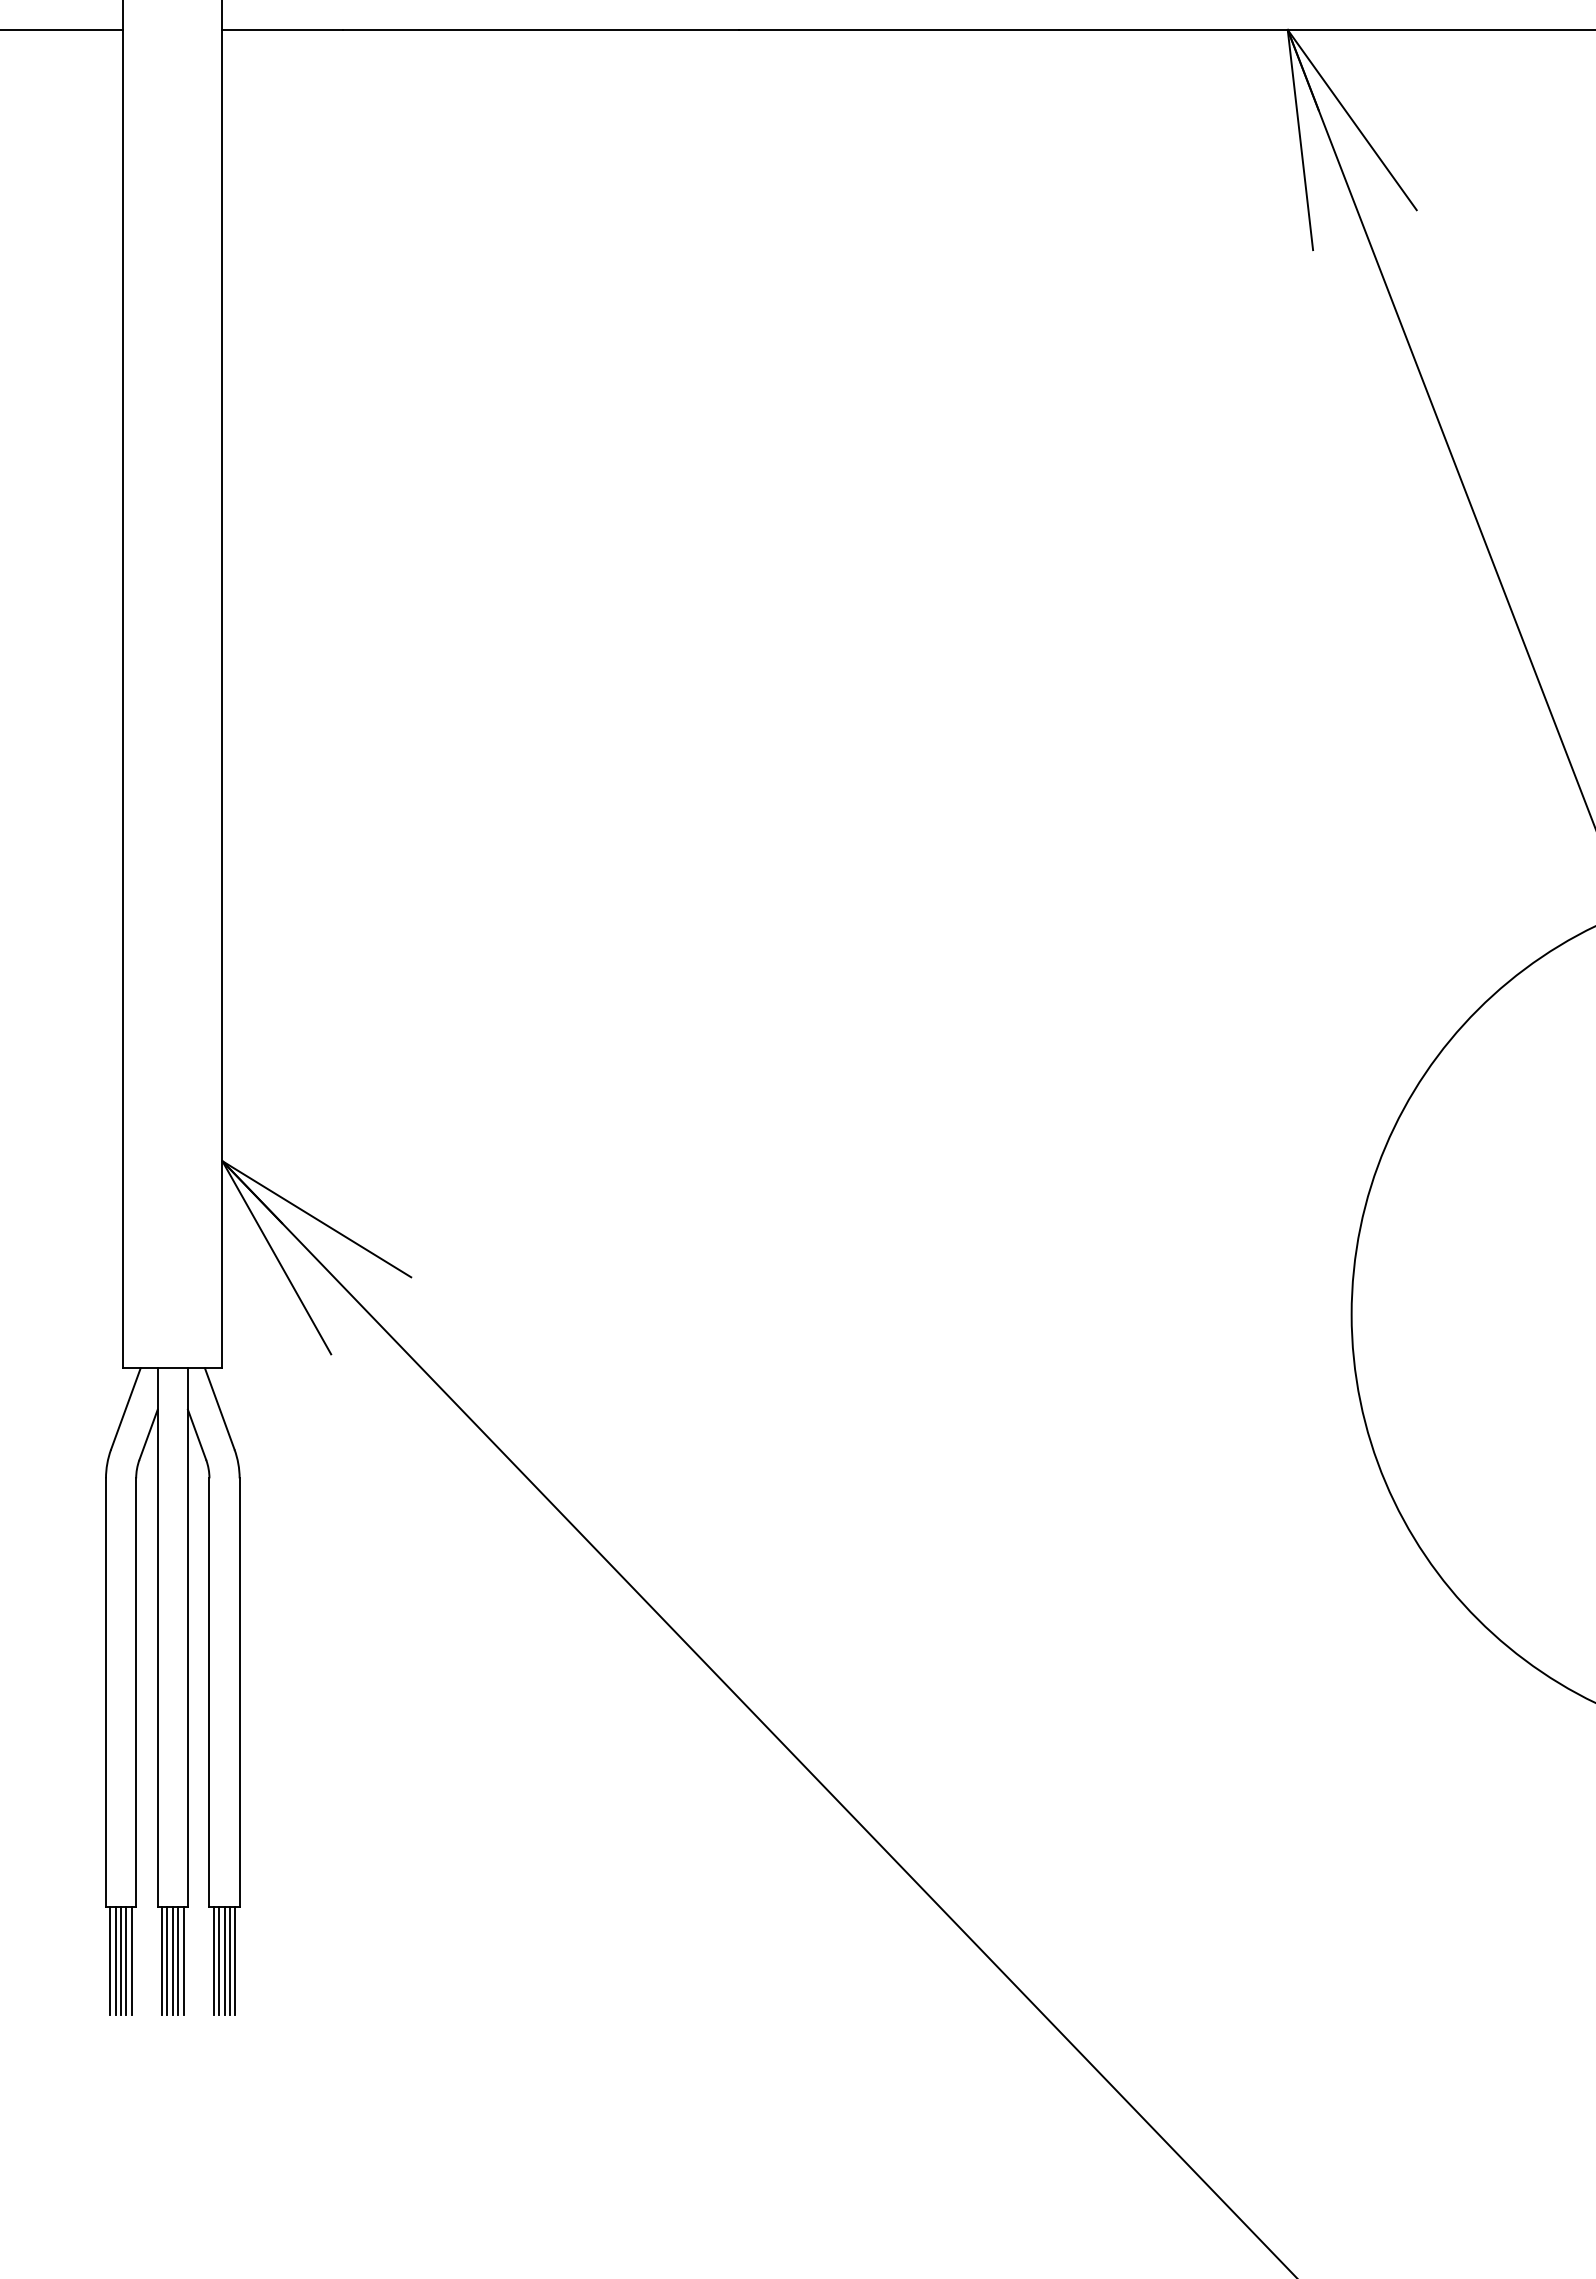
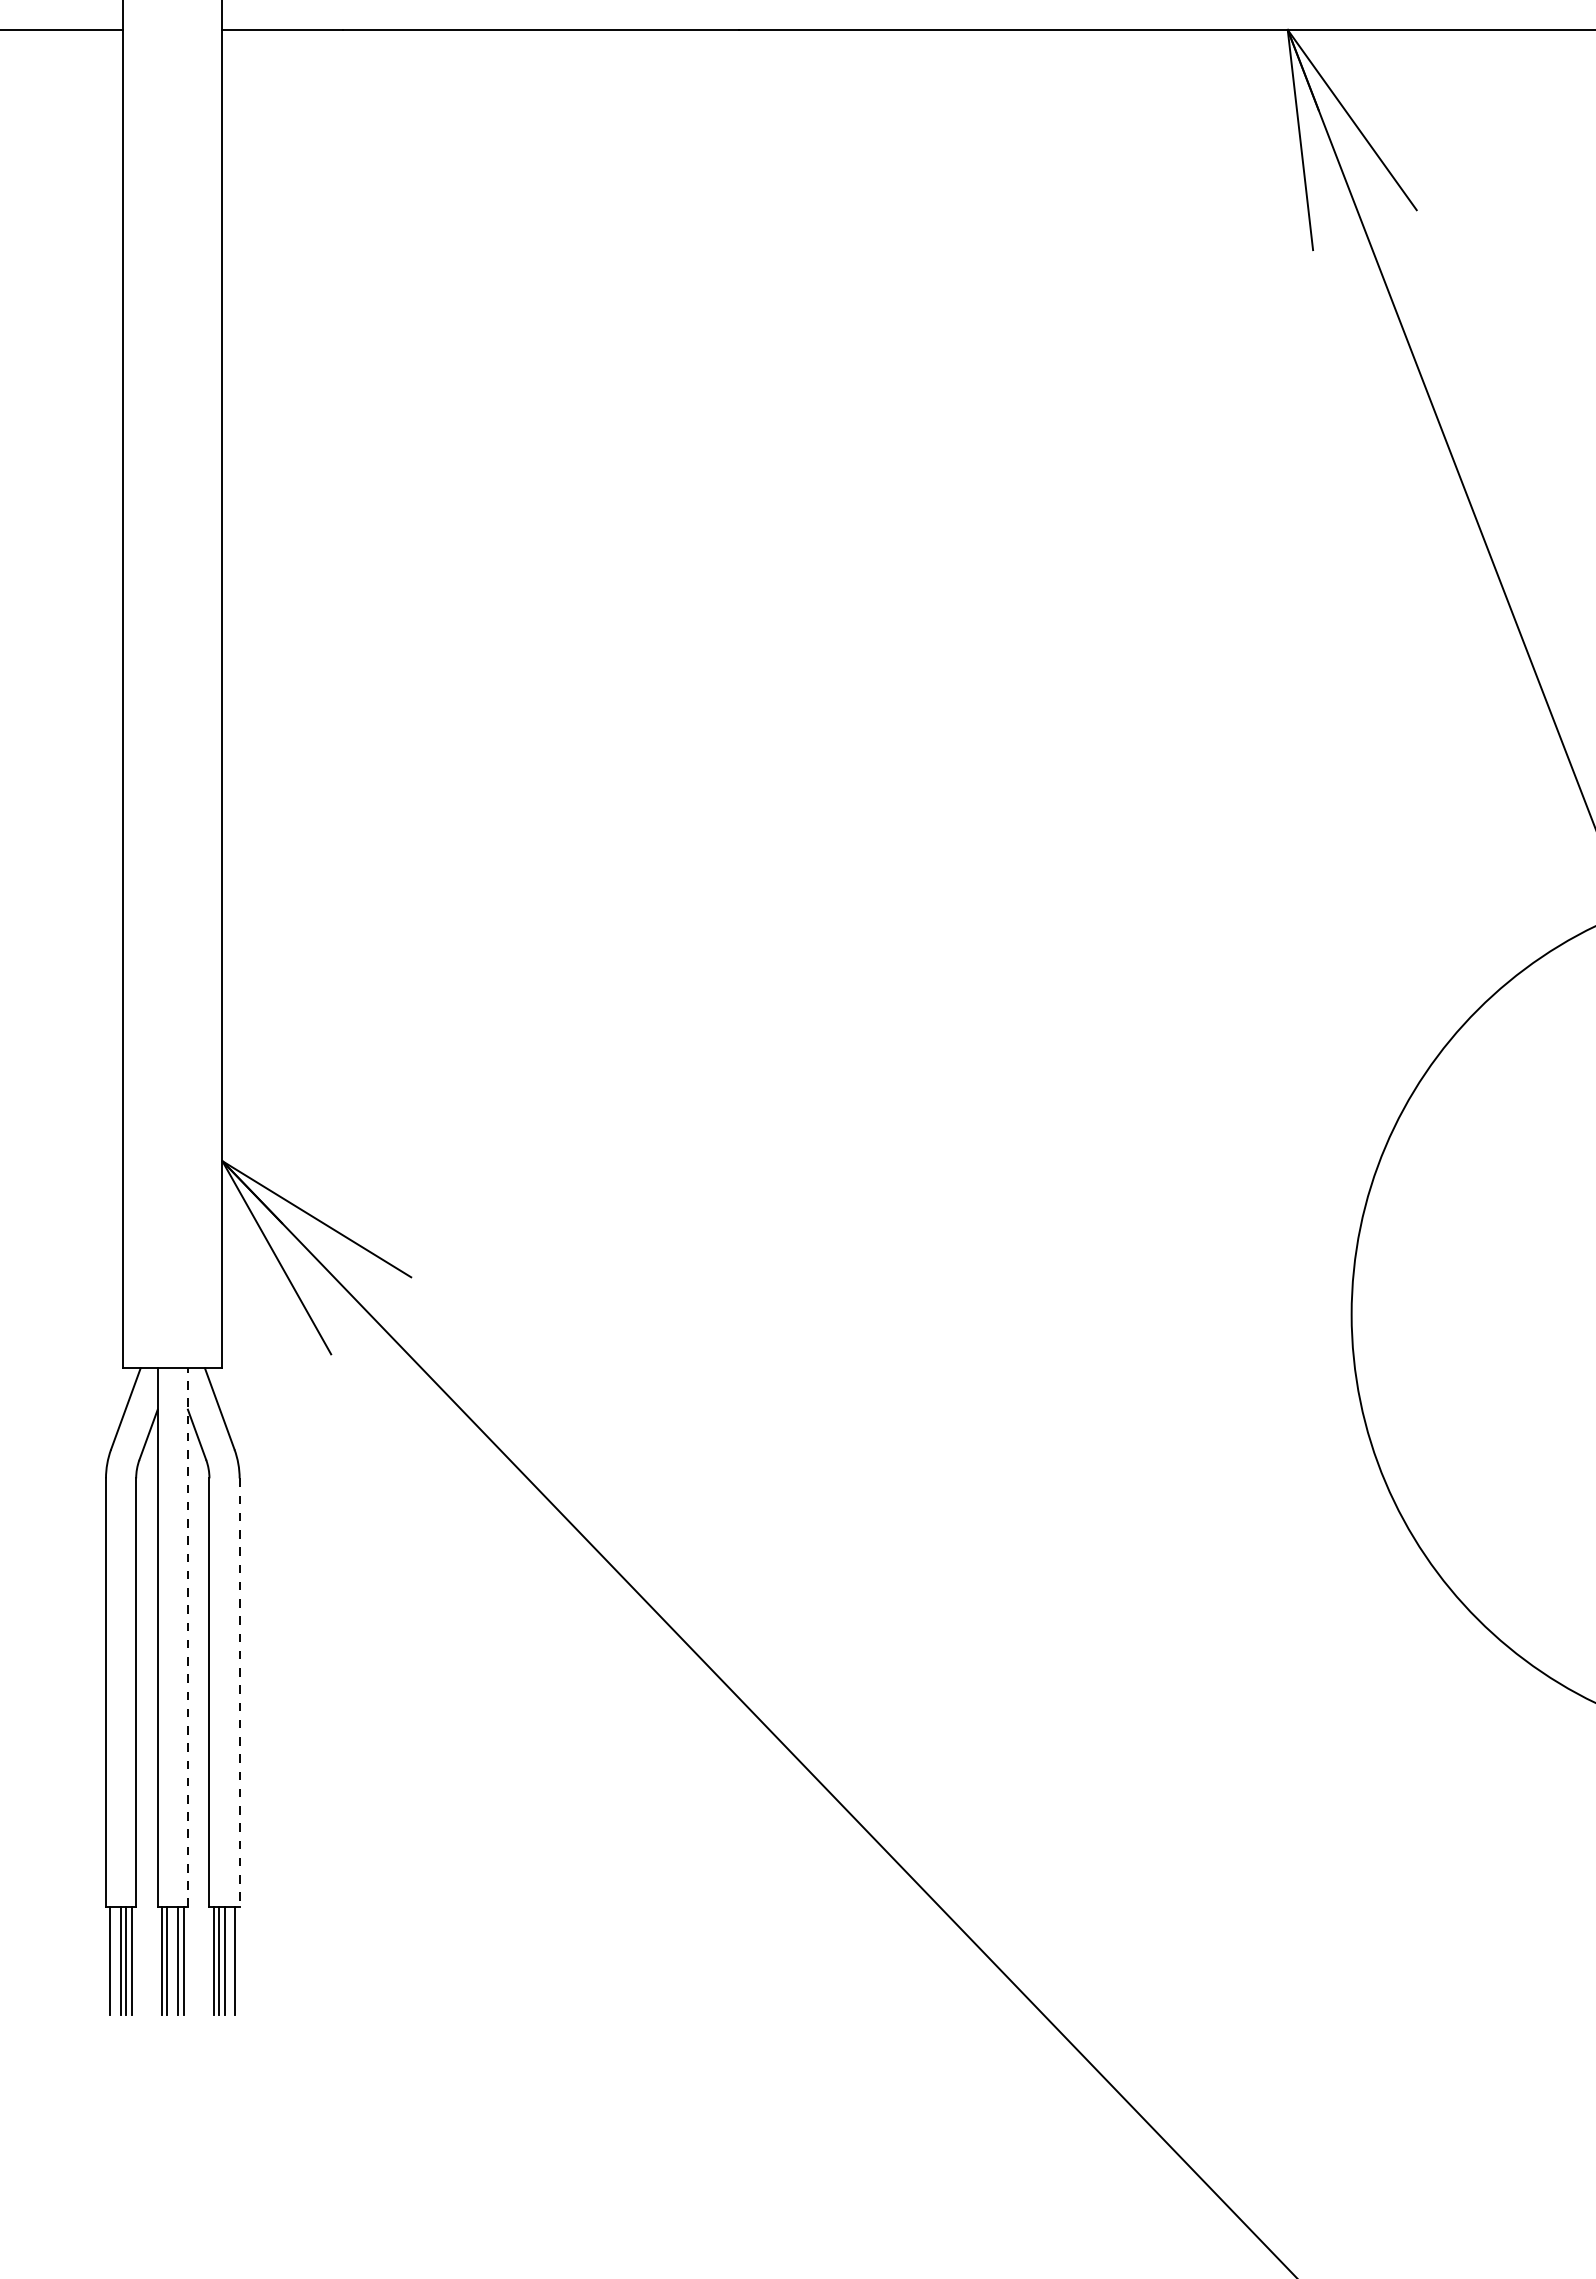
line: solid -> dashed (187, 1637)
line: solid -> dashed (239, 1693)
line: present -> none (115, 1960)
line: present -> none (172, 1960)
line: present -> none (229, 1960)
